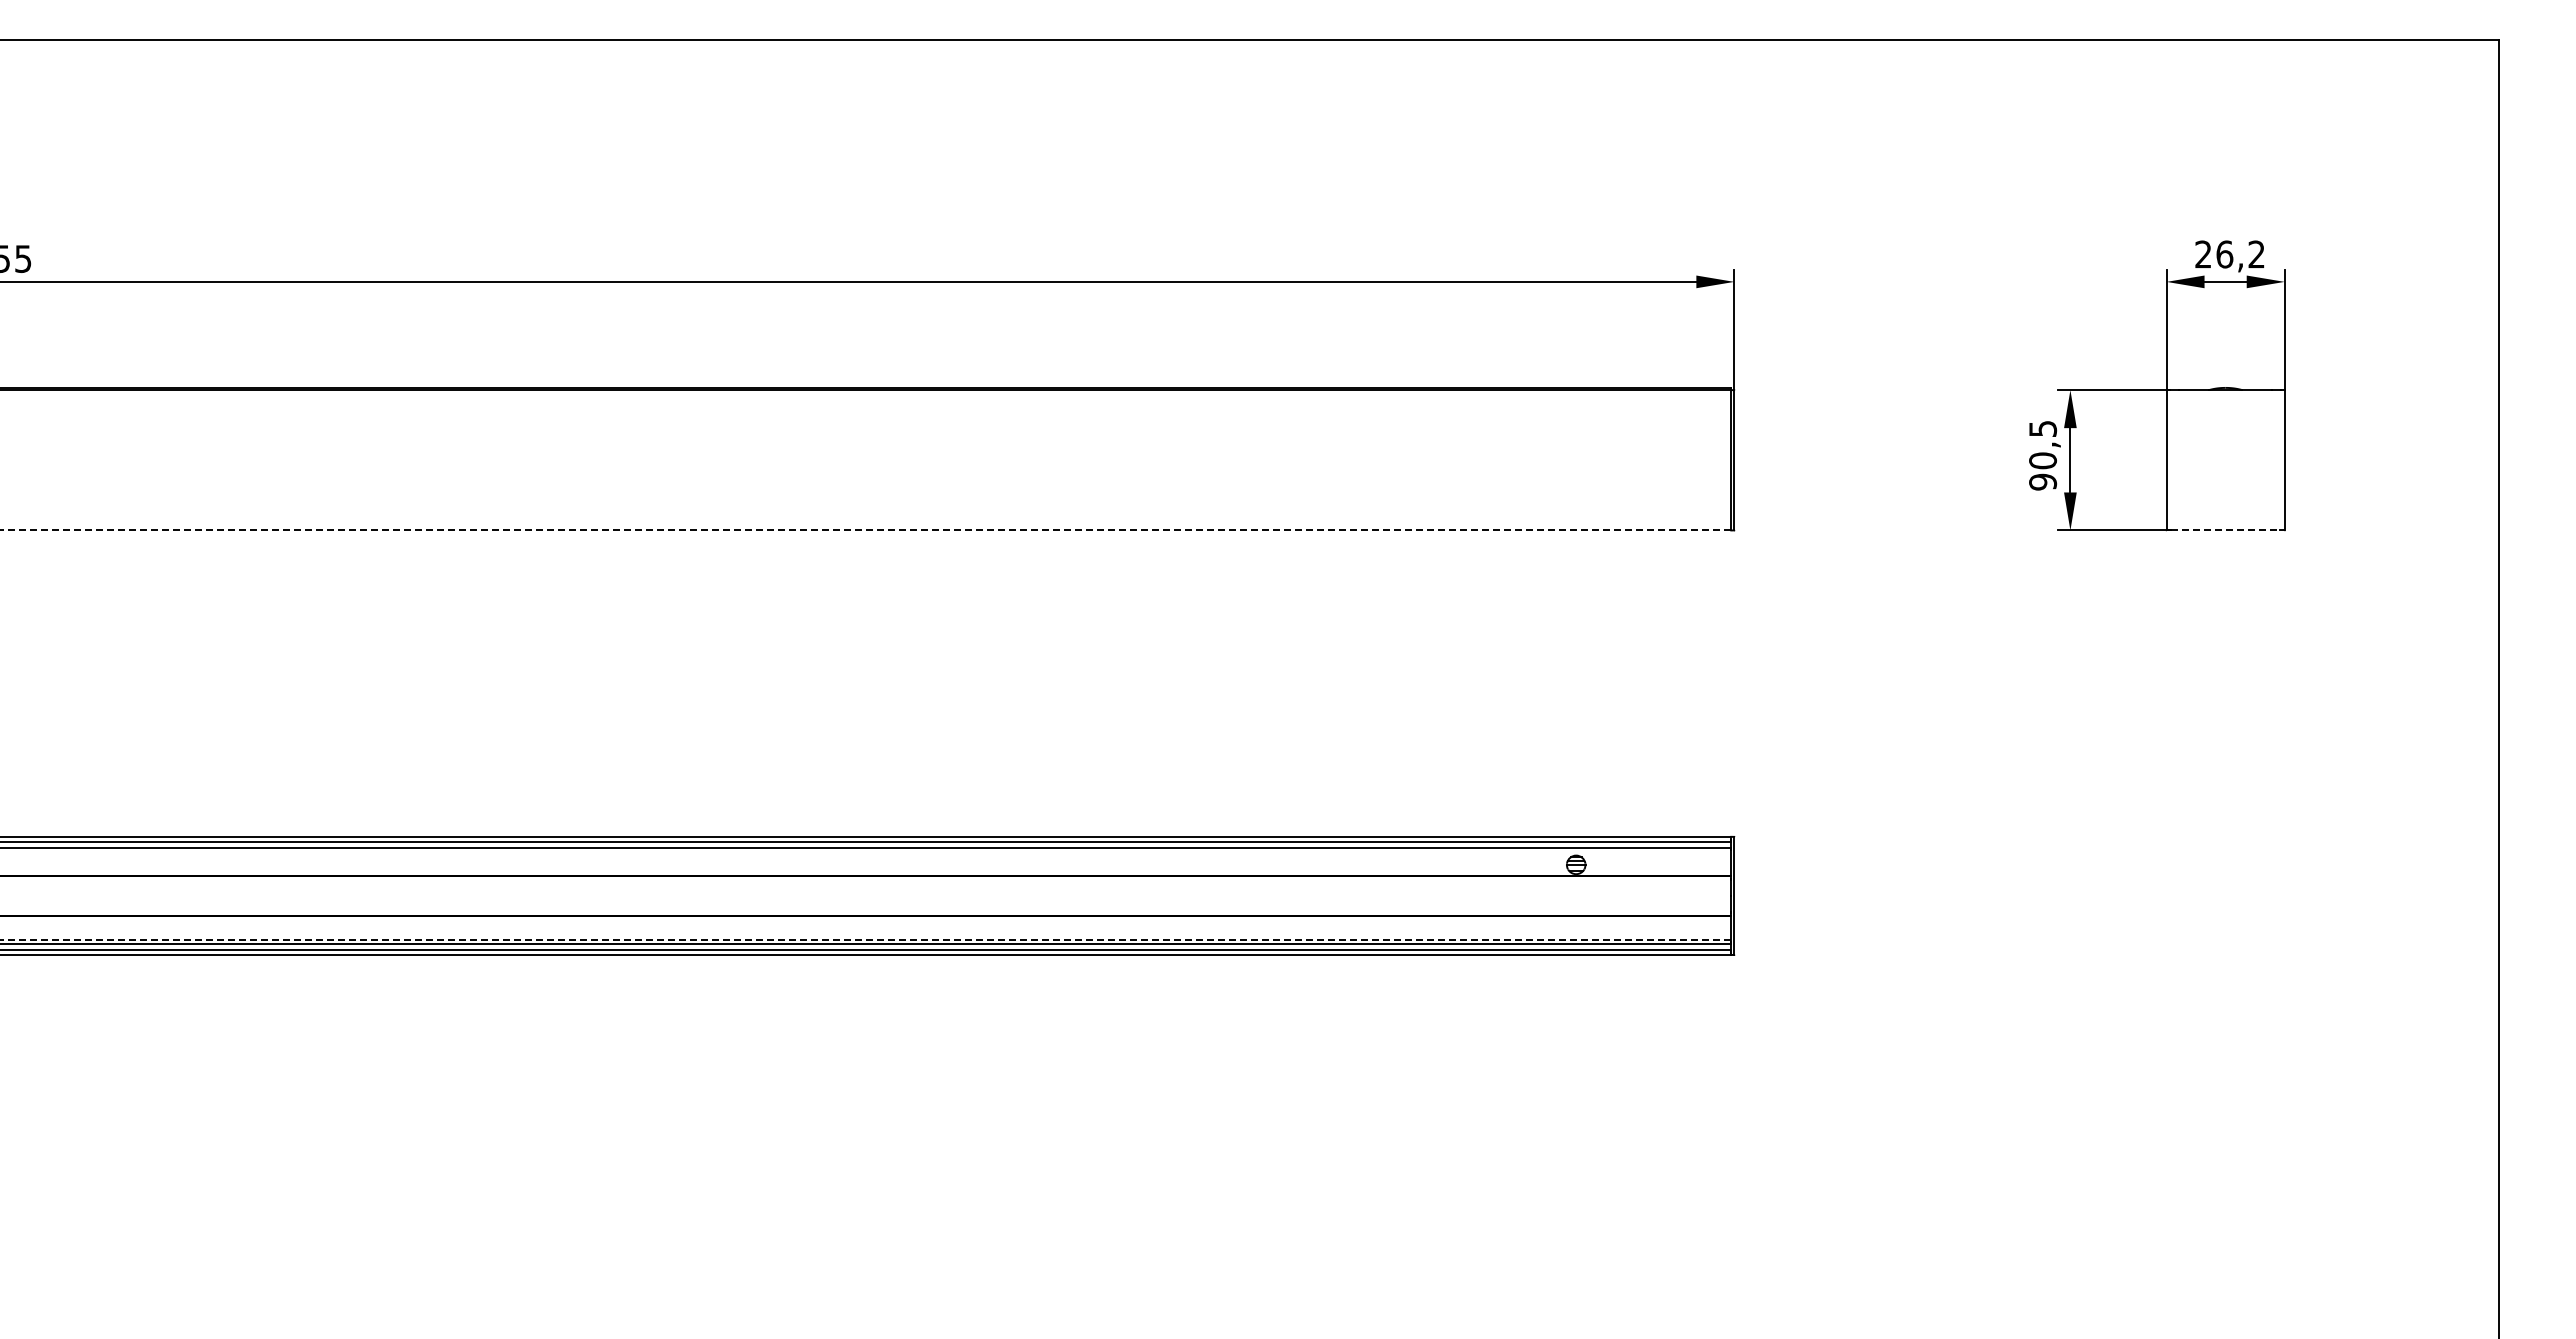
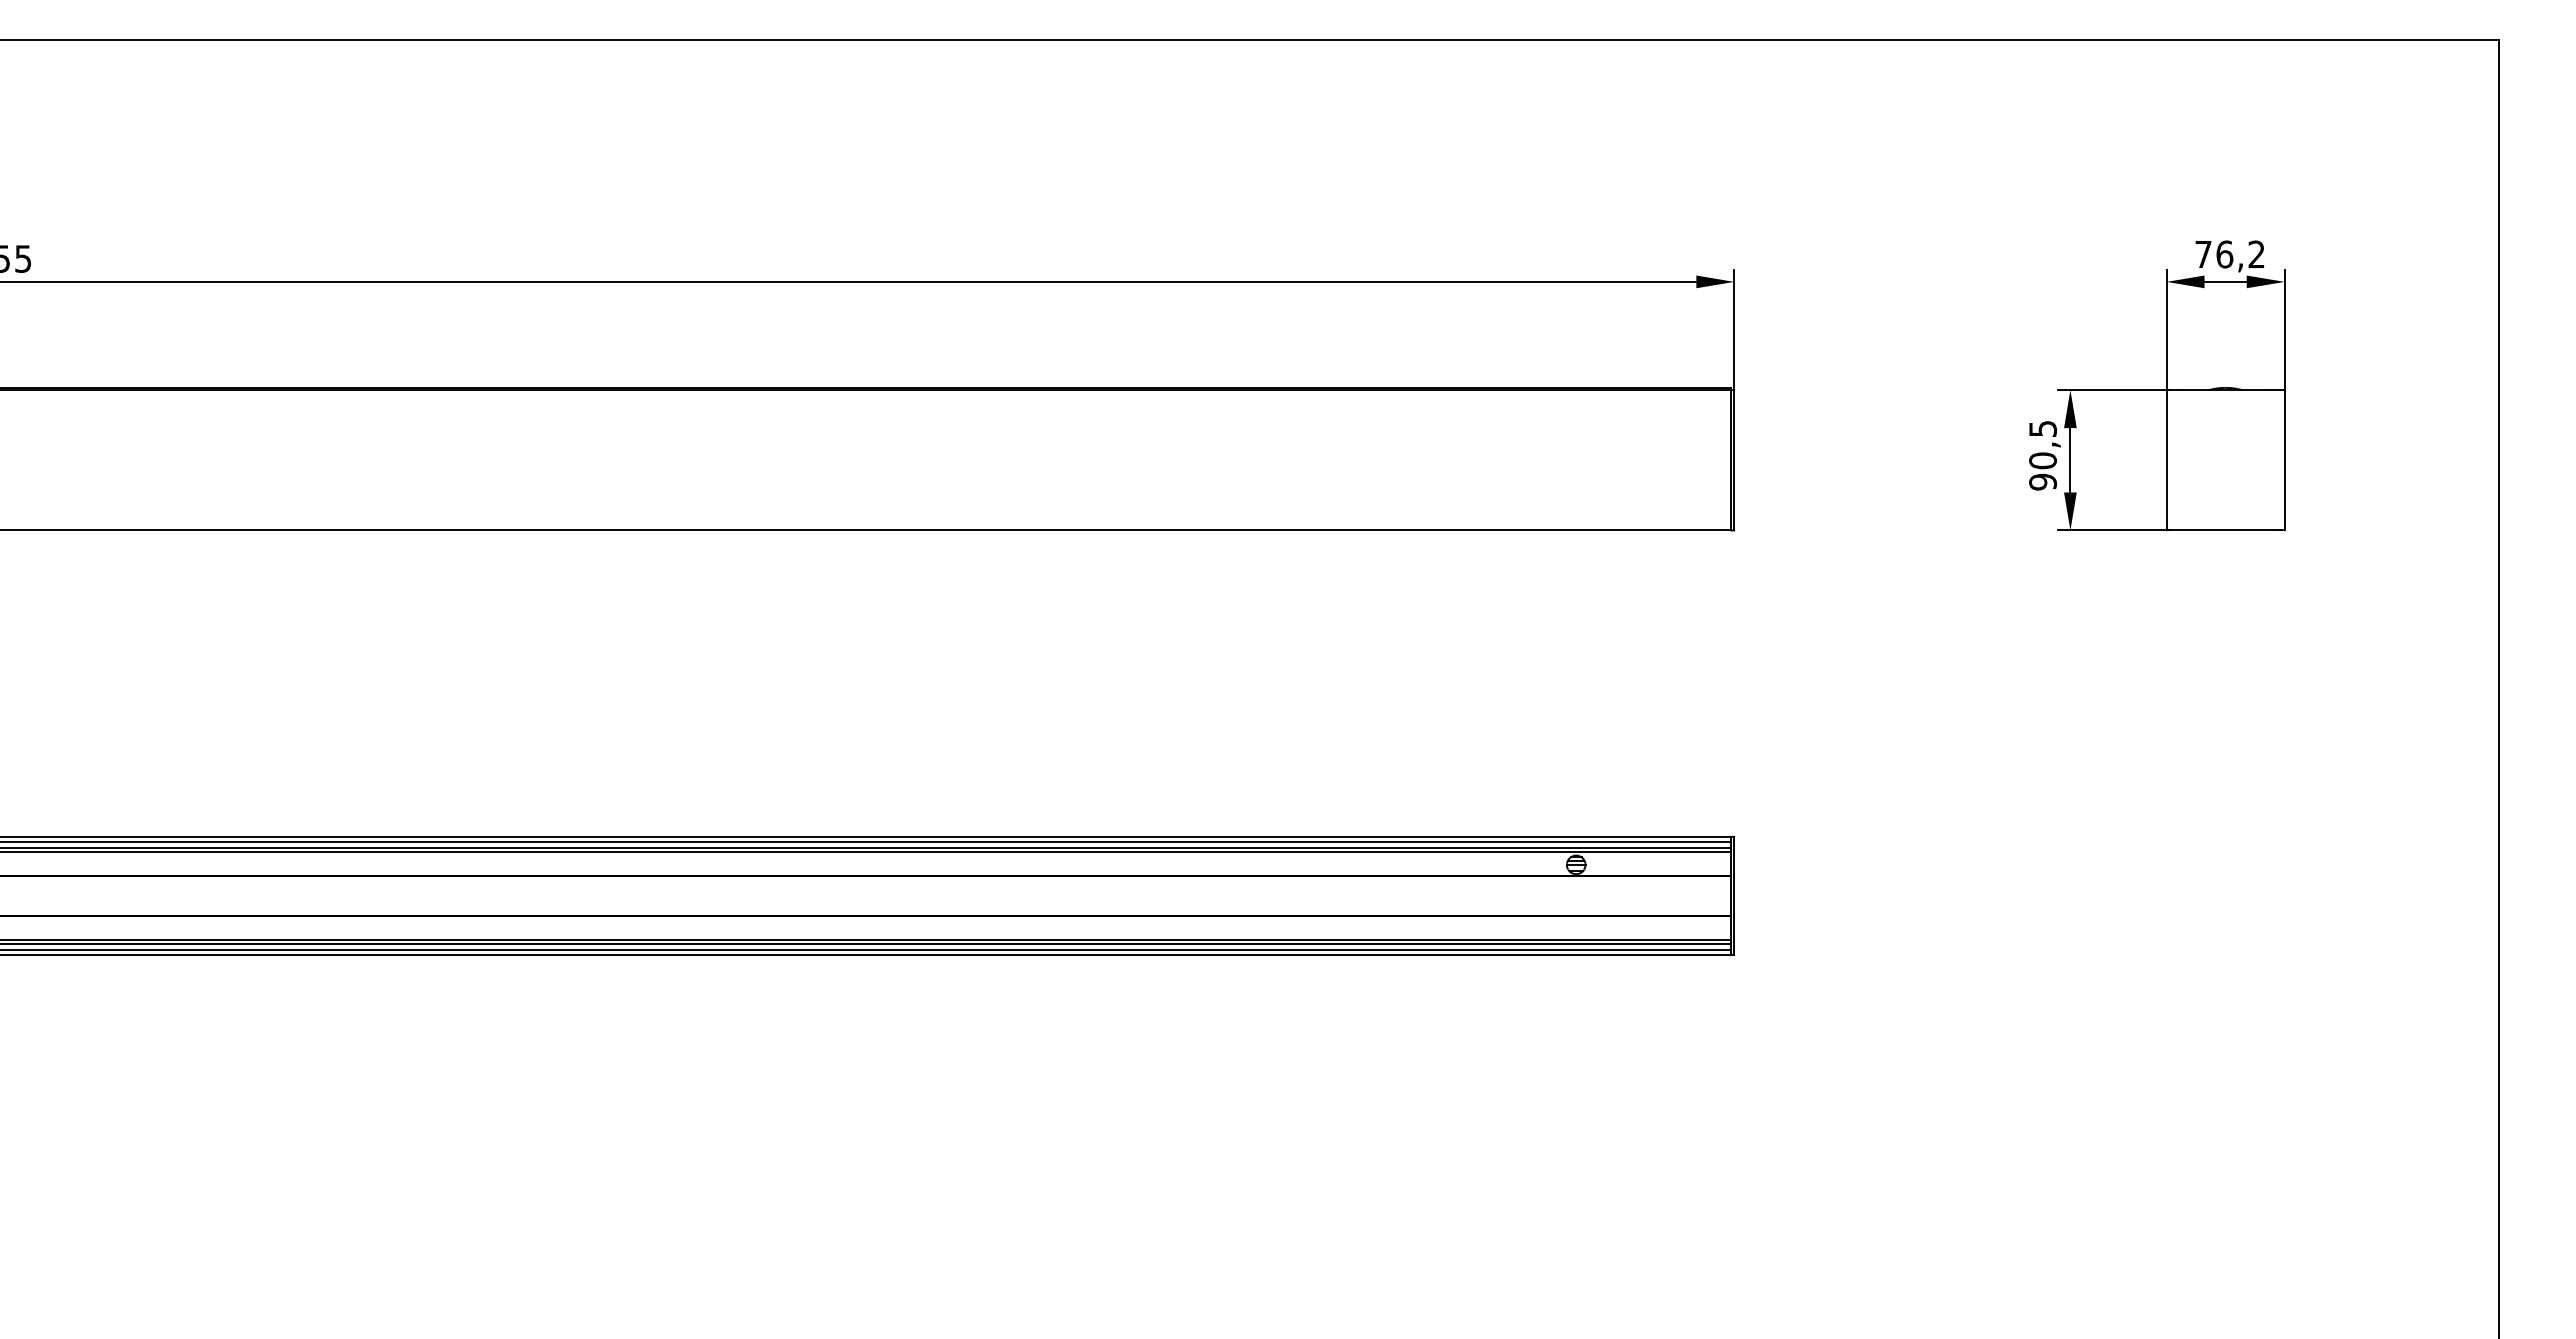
text: 26,2 -> 76,2 (2203, 253)
line: dashed -> solid (865, 529)
line: dashed -> solid (2226, 530)
line: none -> present (866, 852)
line: dashed -> solid (865, 939)
